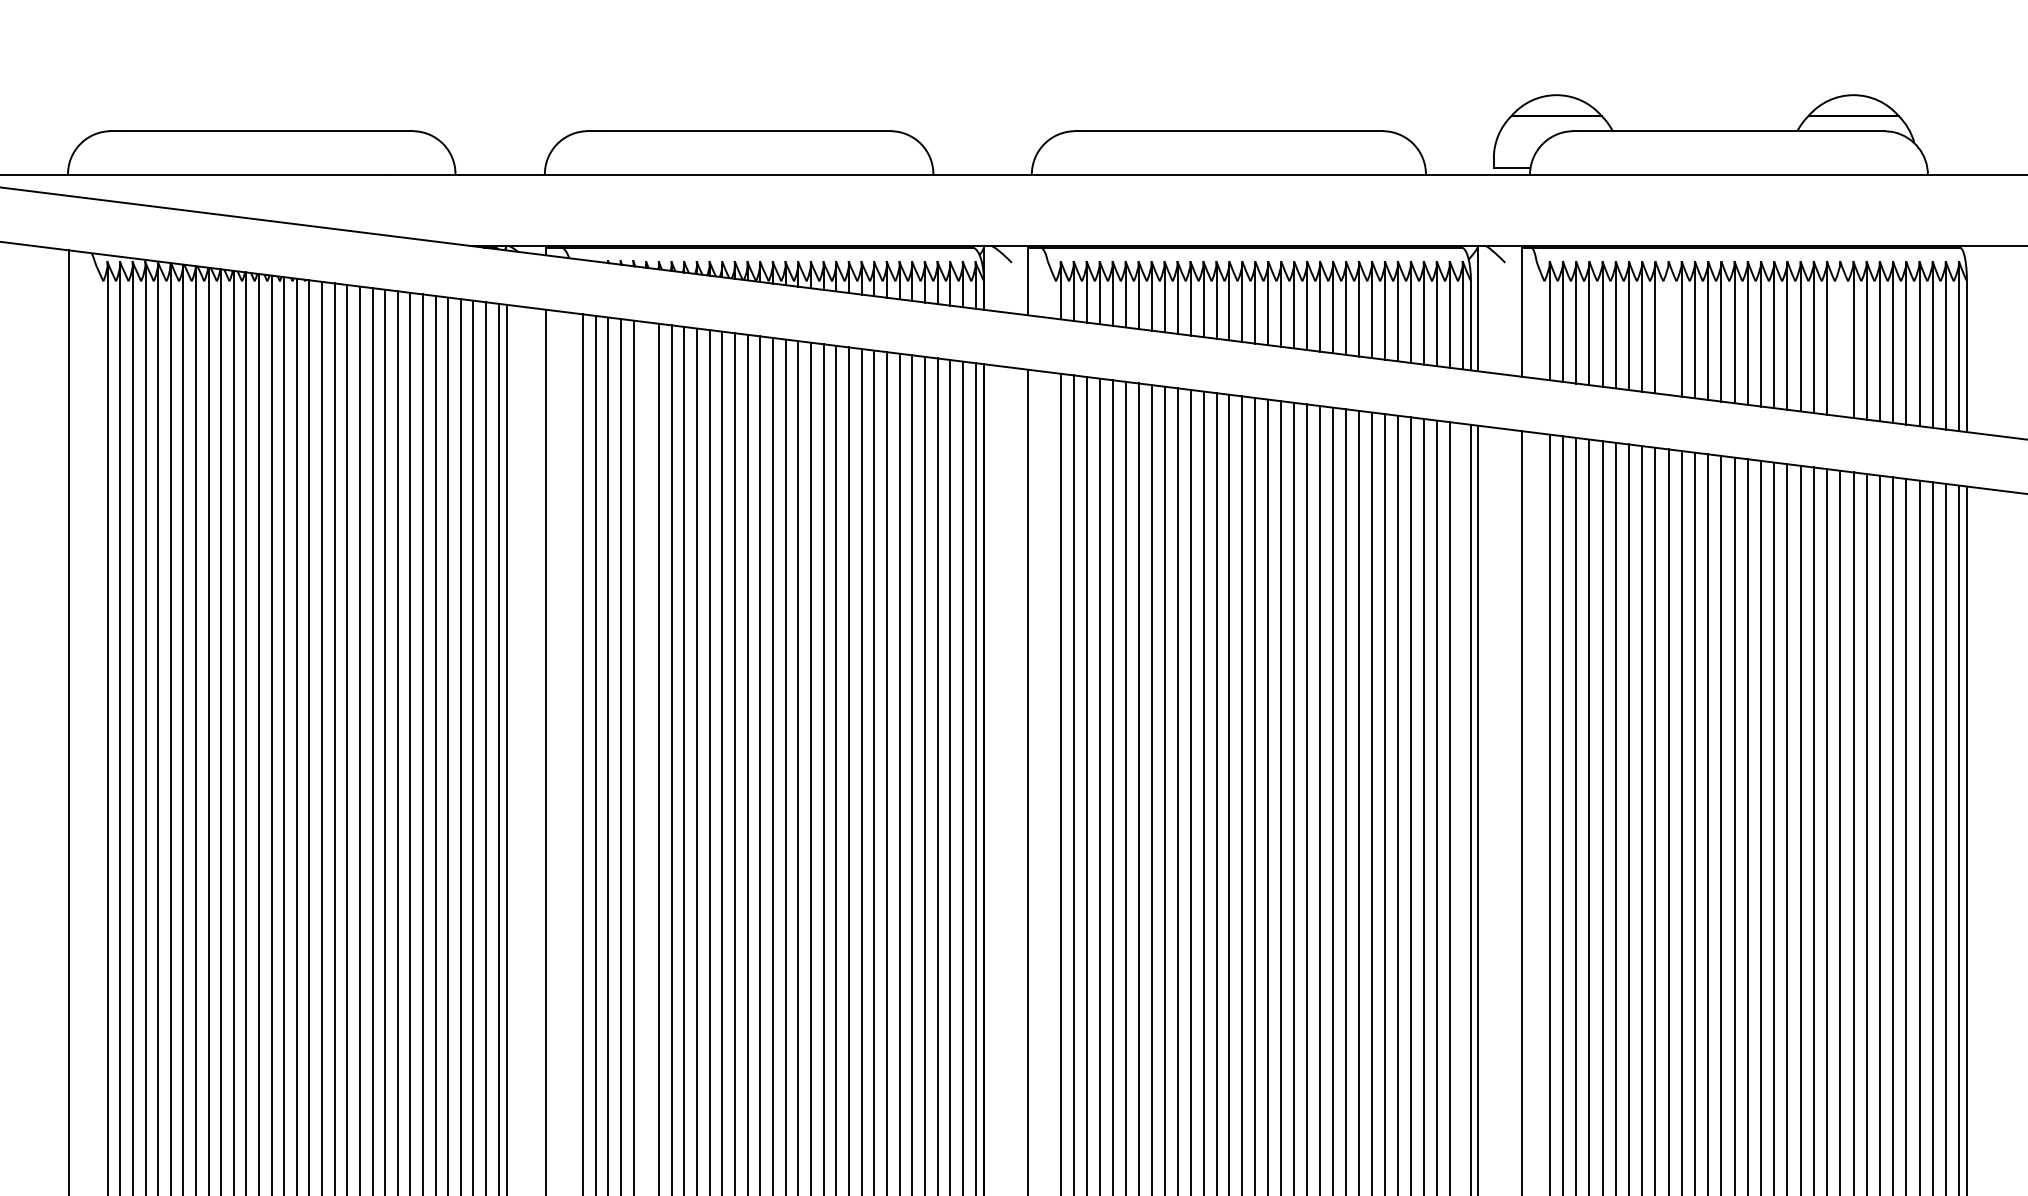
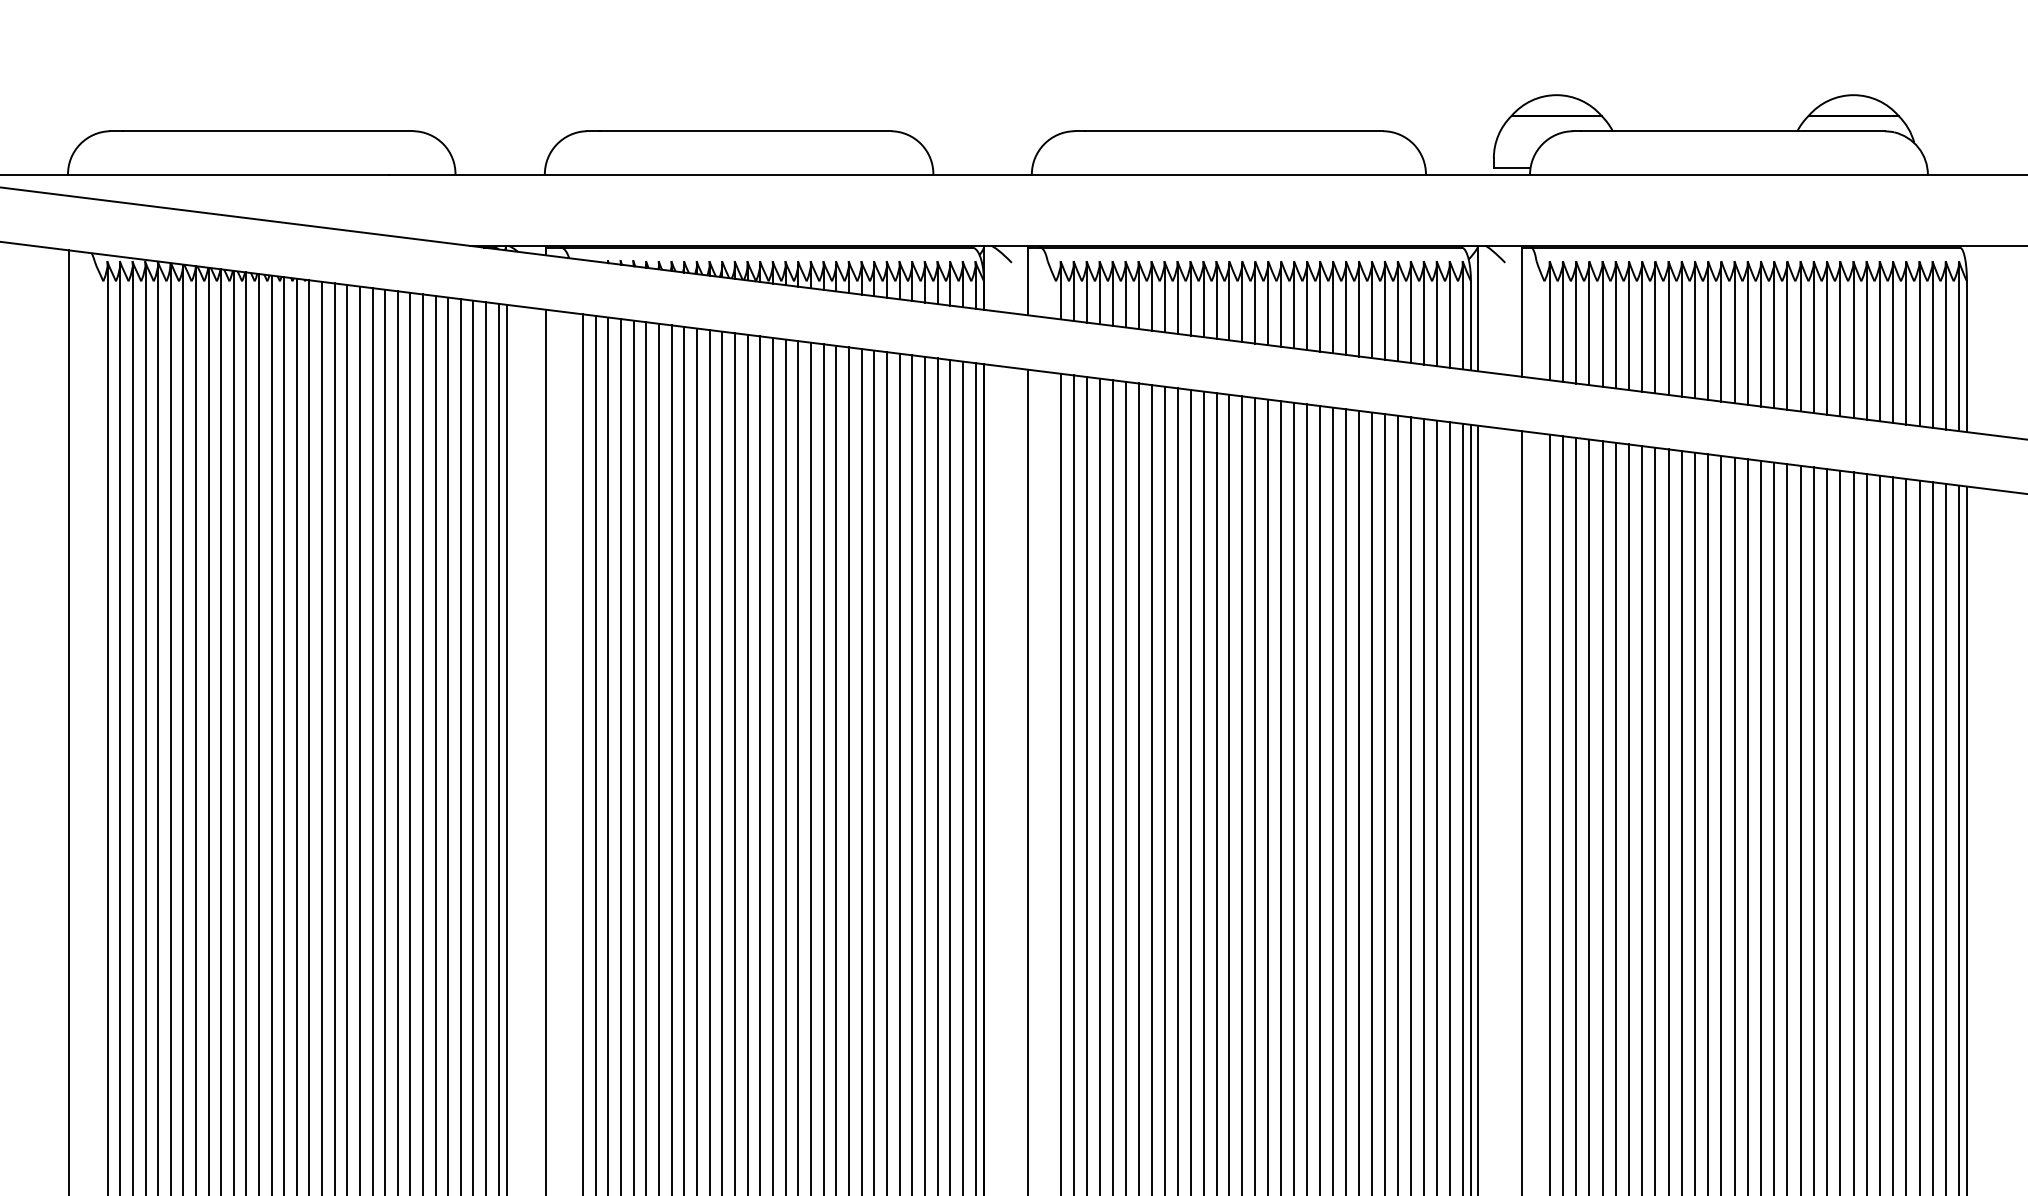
line: none -> present (1668, 329)
line: none -> present (1840, 339)
line: none -> present (646, 757)
line: none -> present (1462, 807)
